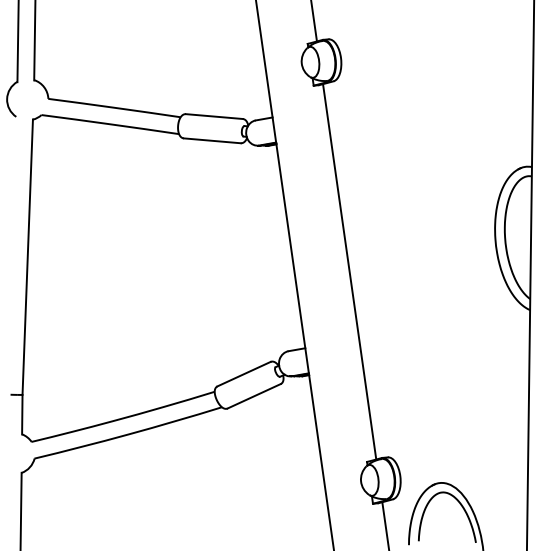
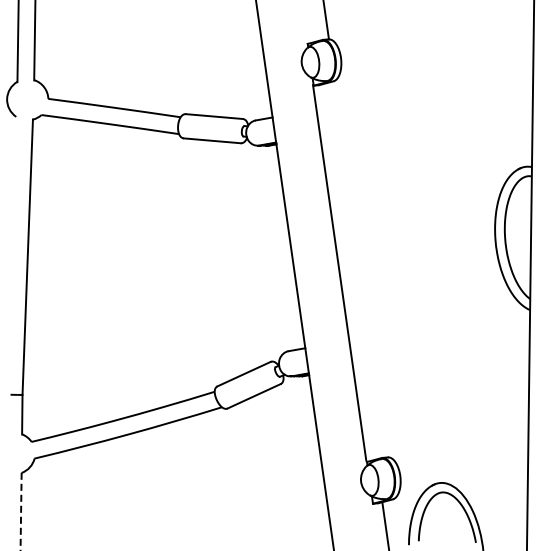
line position: (313, 21) -> (325, 20) (325, 20)
line position: (349, 271) -> (339, 272) (339, 272)
line: solid -> dashed (21, 511)
